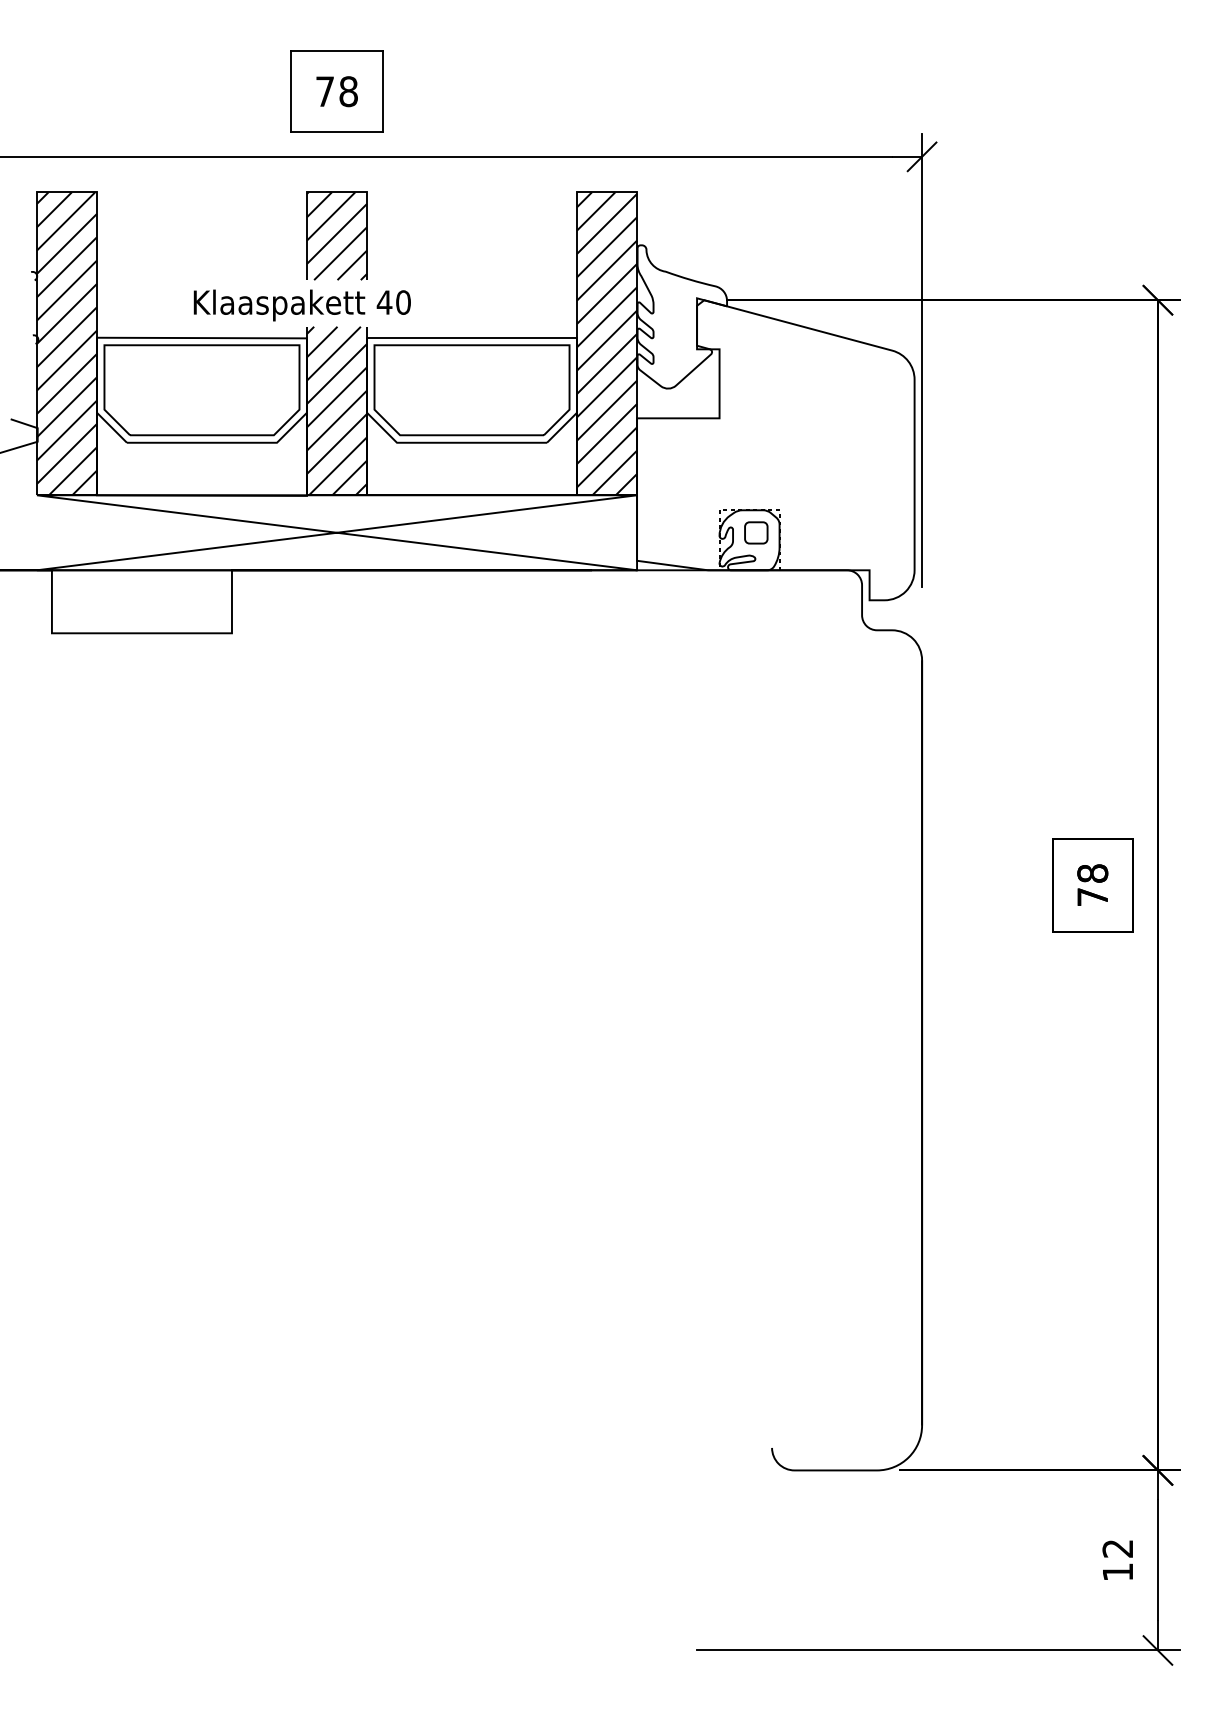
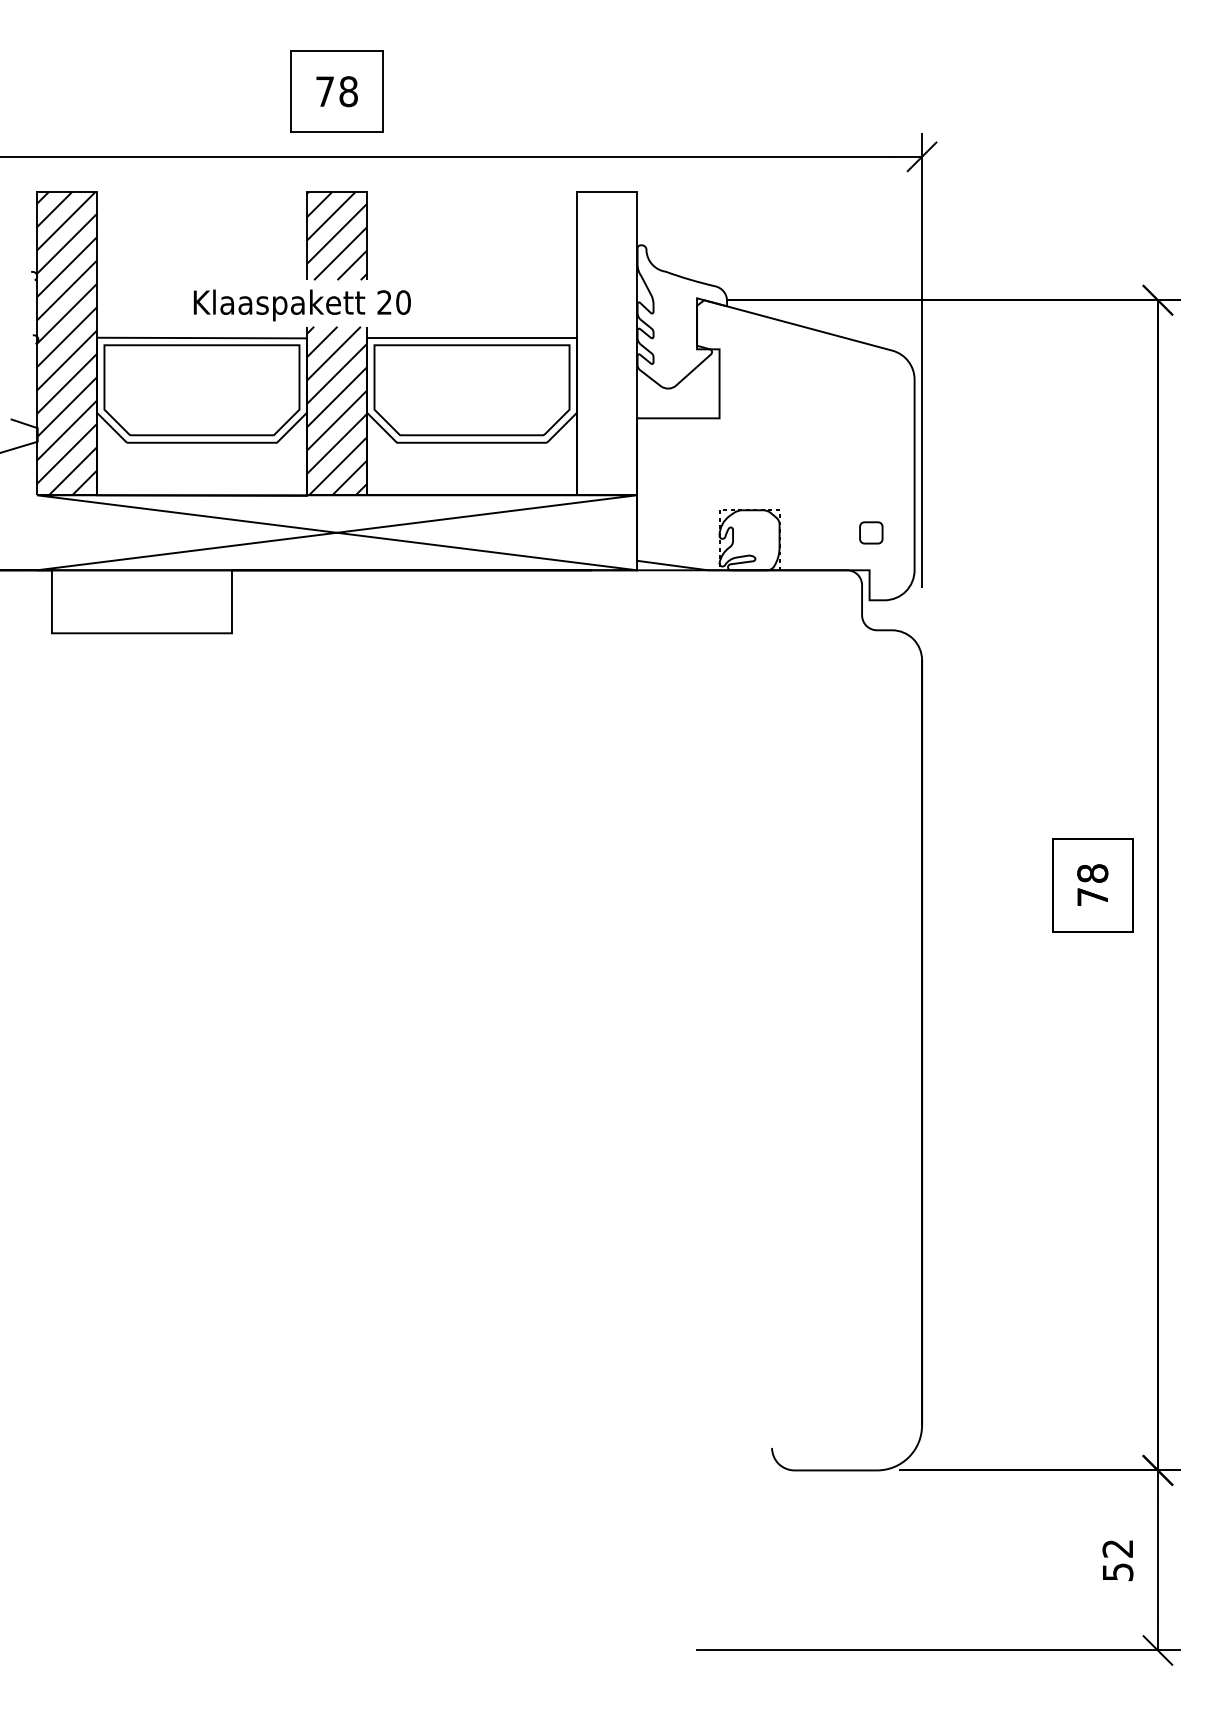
text: 40 -> 20 (384, 302)
hatch: present -> none (607, 343)
part position: (756, 532) -> (871, 532) (871, 532)
text: 12 -> 52 (1118, 1572)
